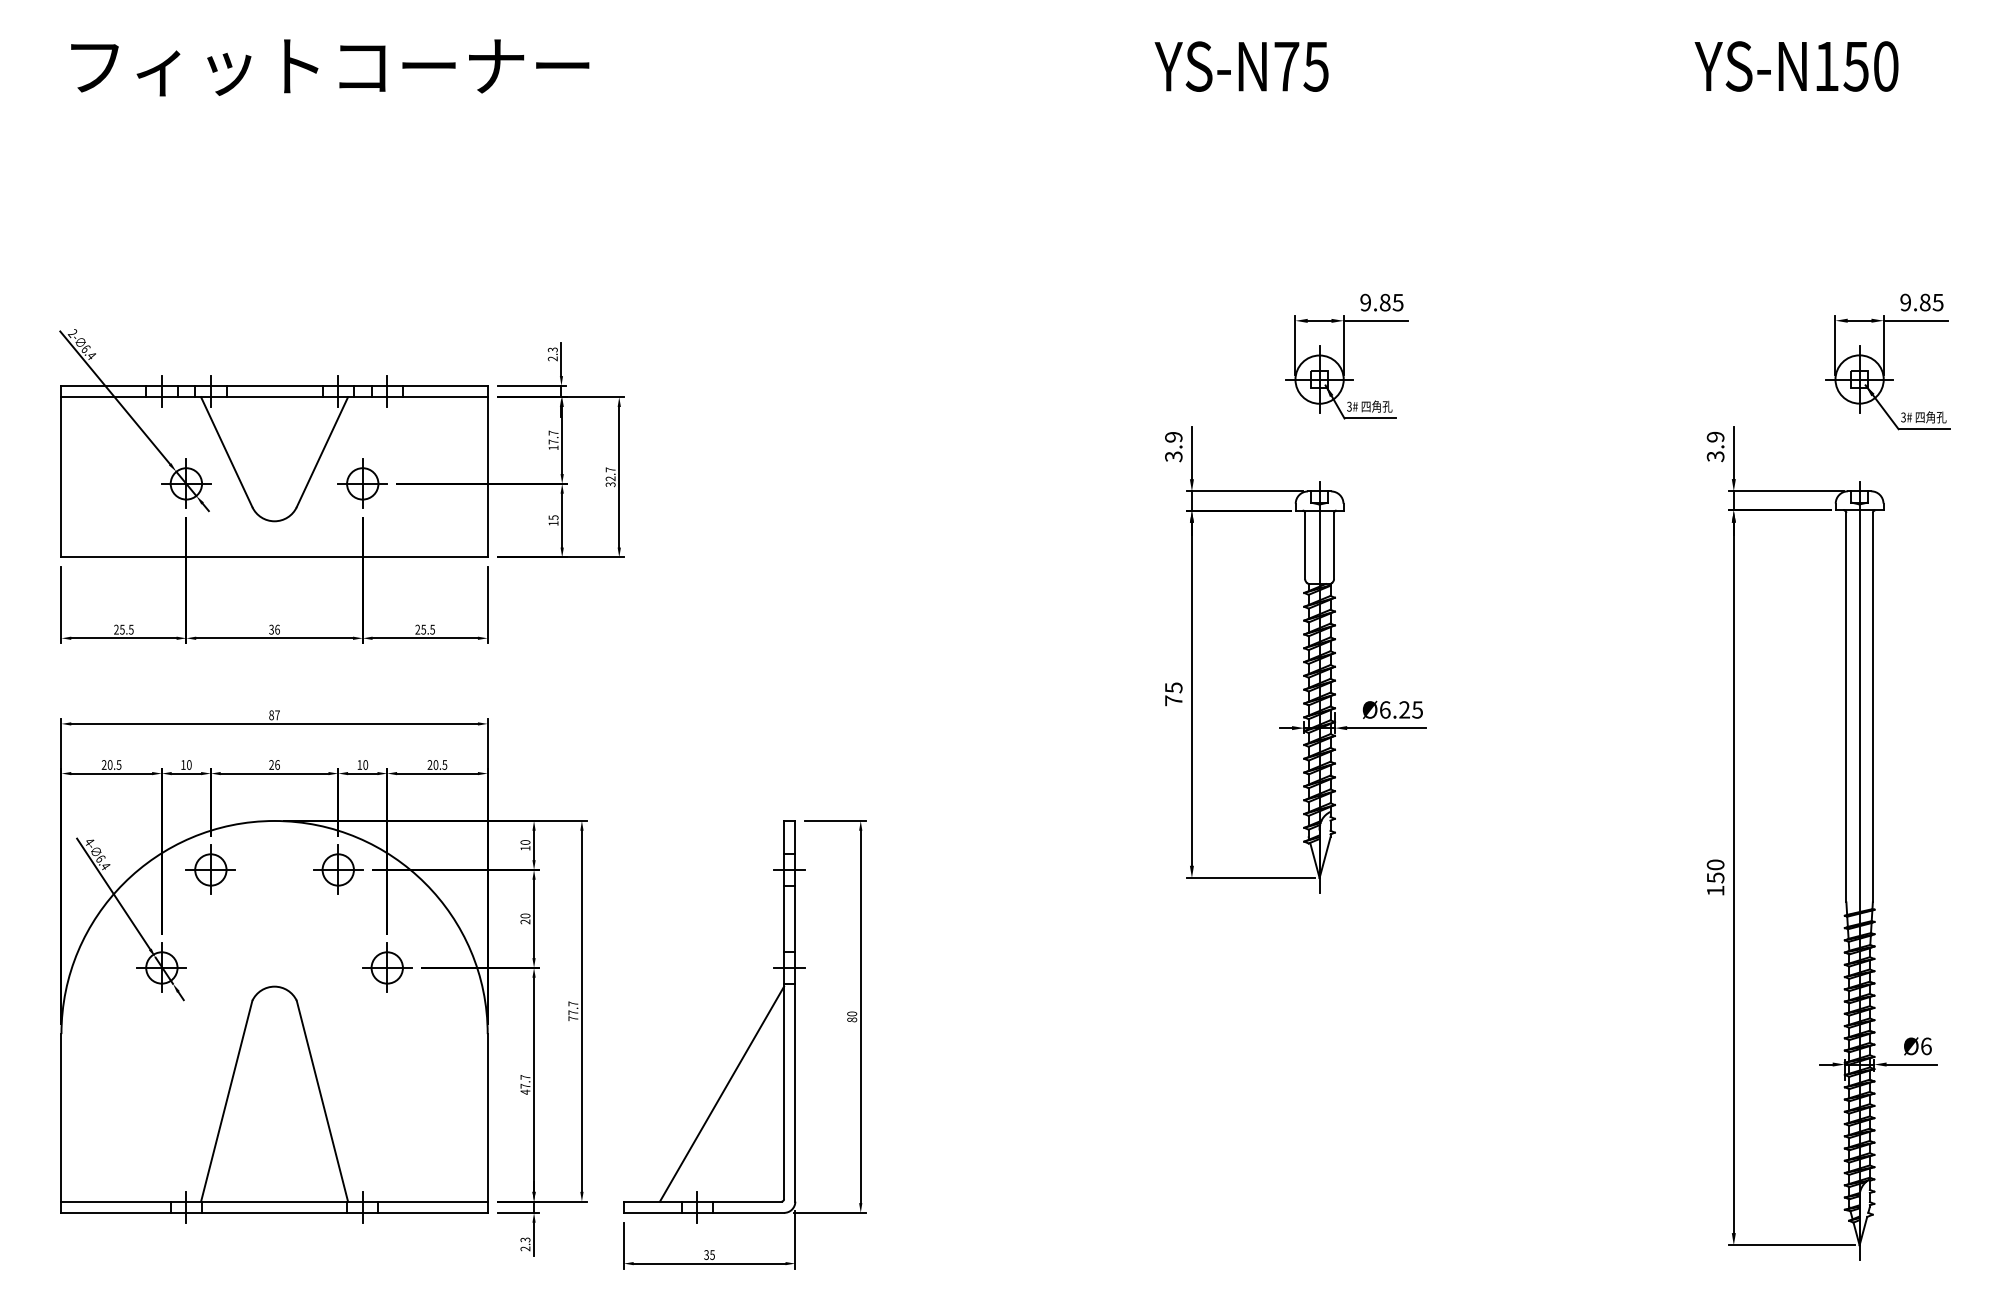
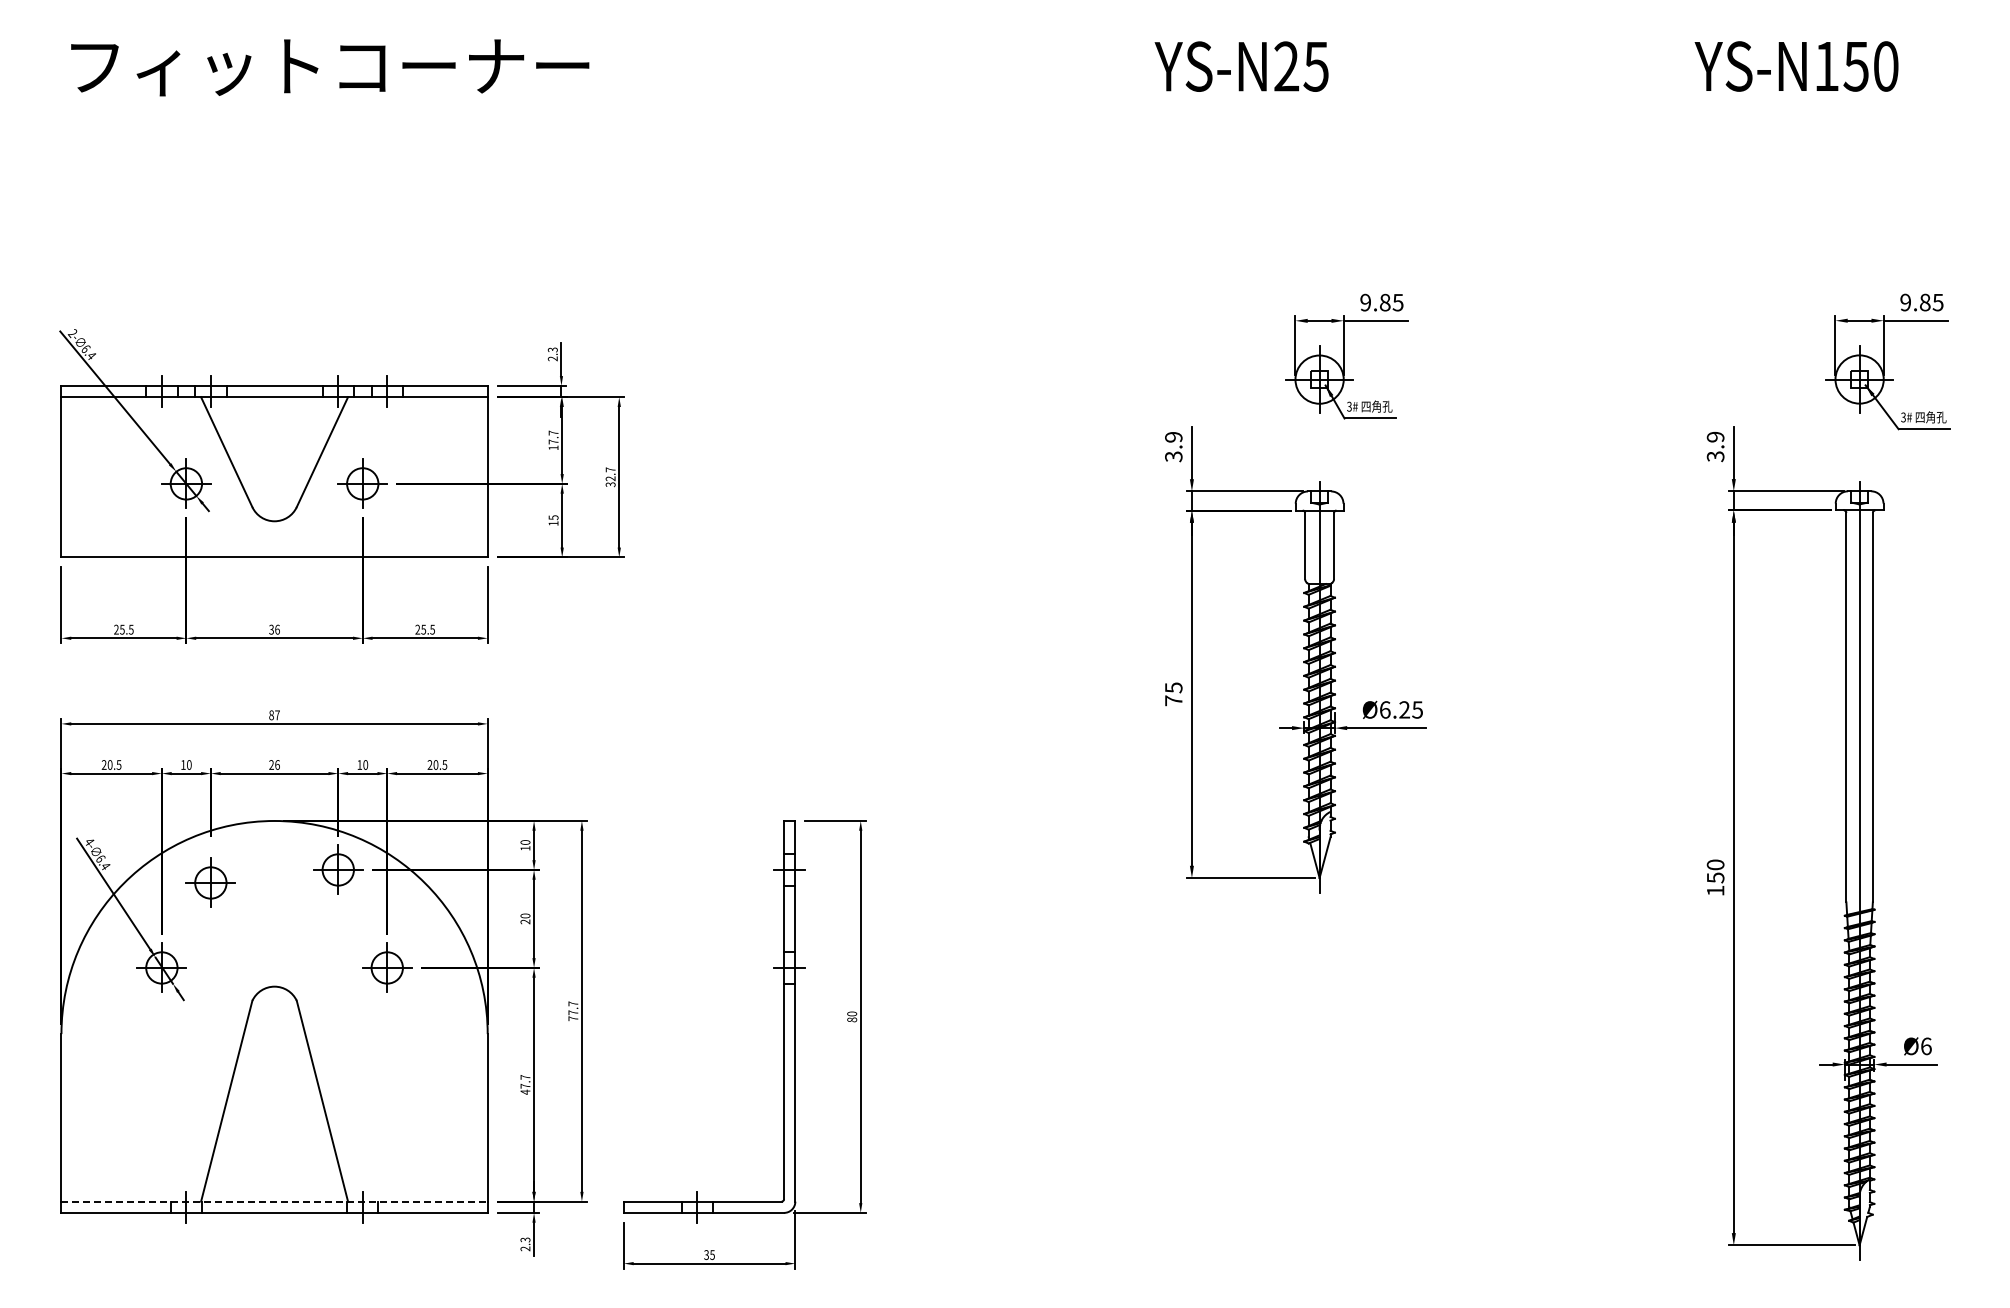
text: YS-N75 -> YS-N25 (1286, 66)
part position: (210, 869) -> (210, 882) (210, 882)
line: present -> none (721, 1093)
line: solid -> dashed (275, 1201)
